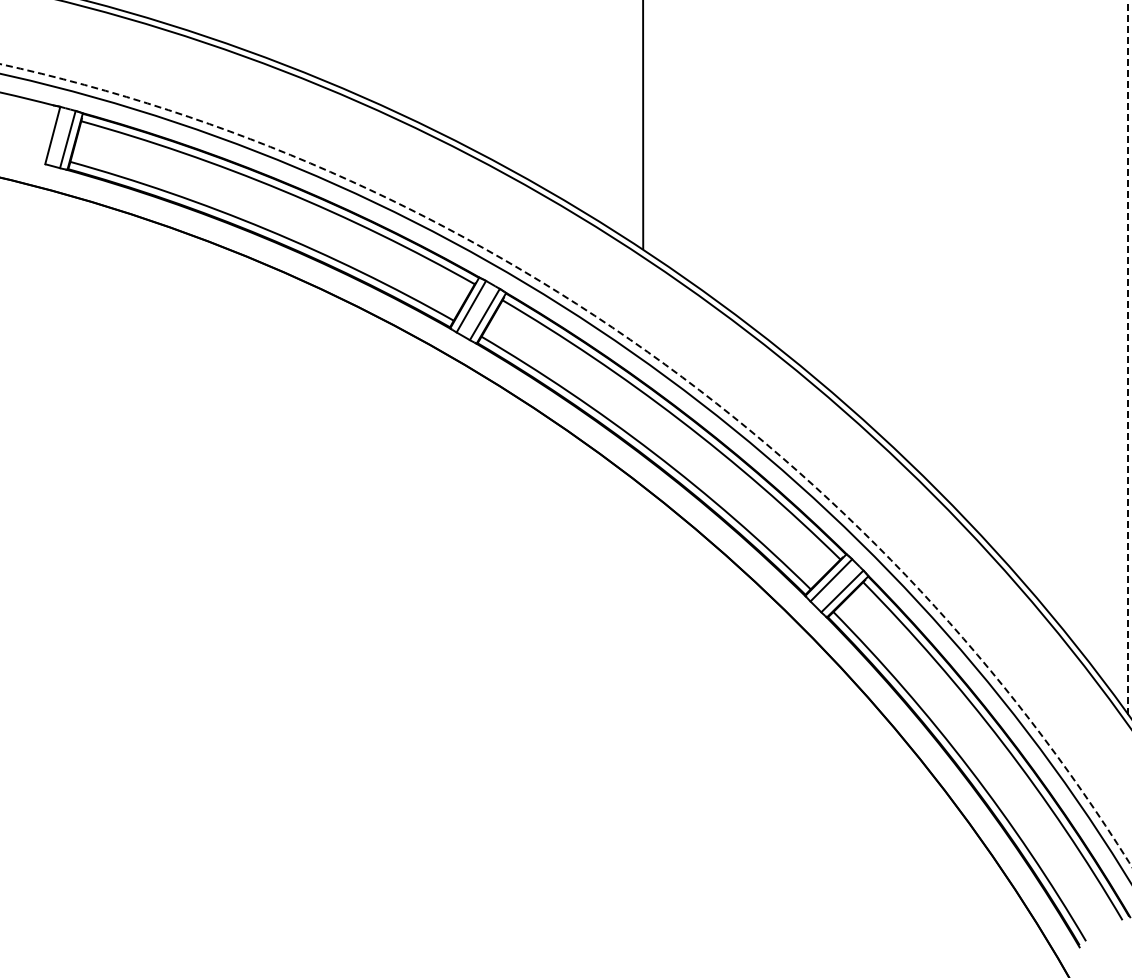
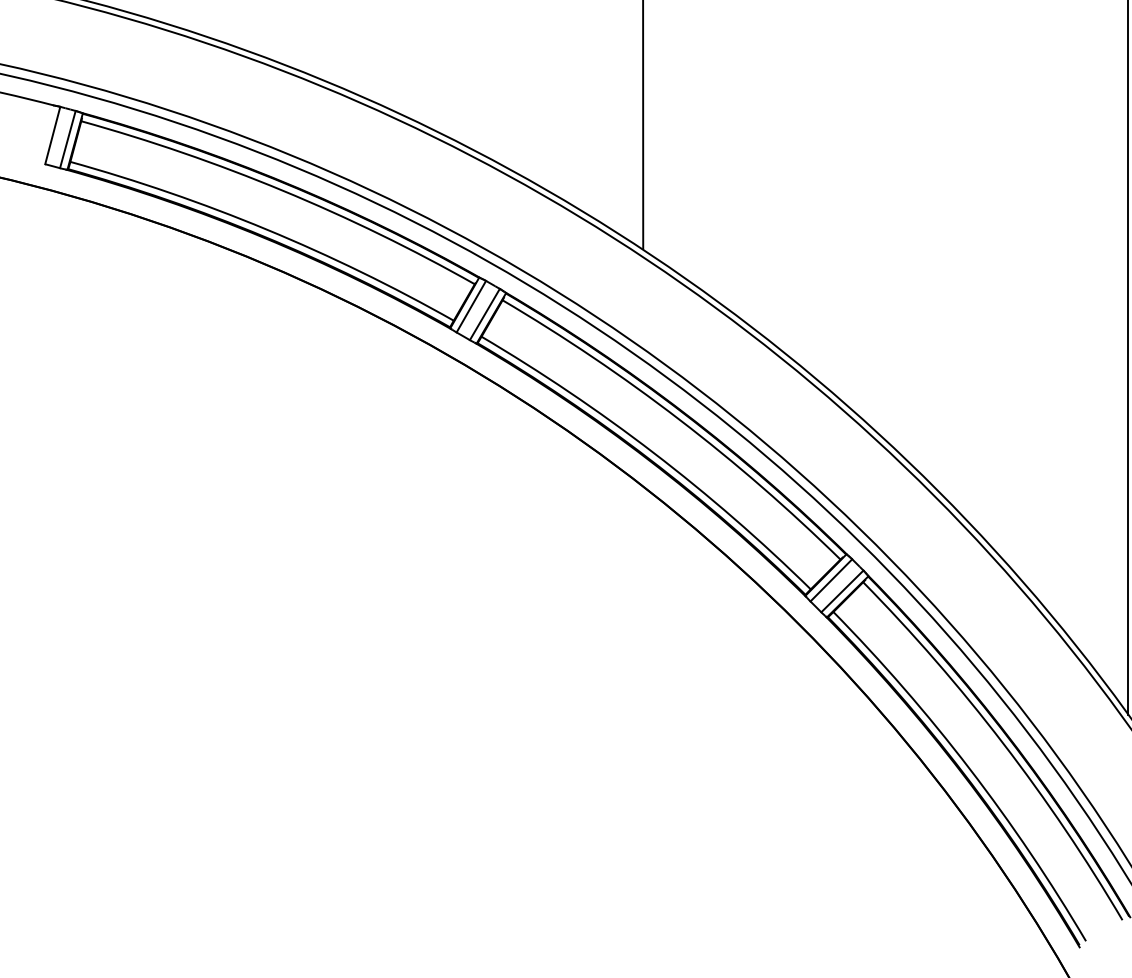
arc: dashed -> solid (645, 350)
line: dashed -> solid (1128, 357)
